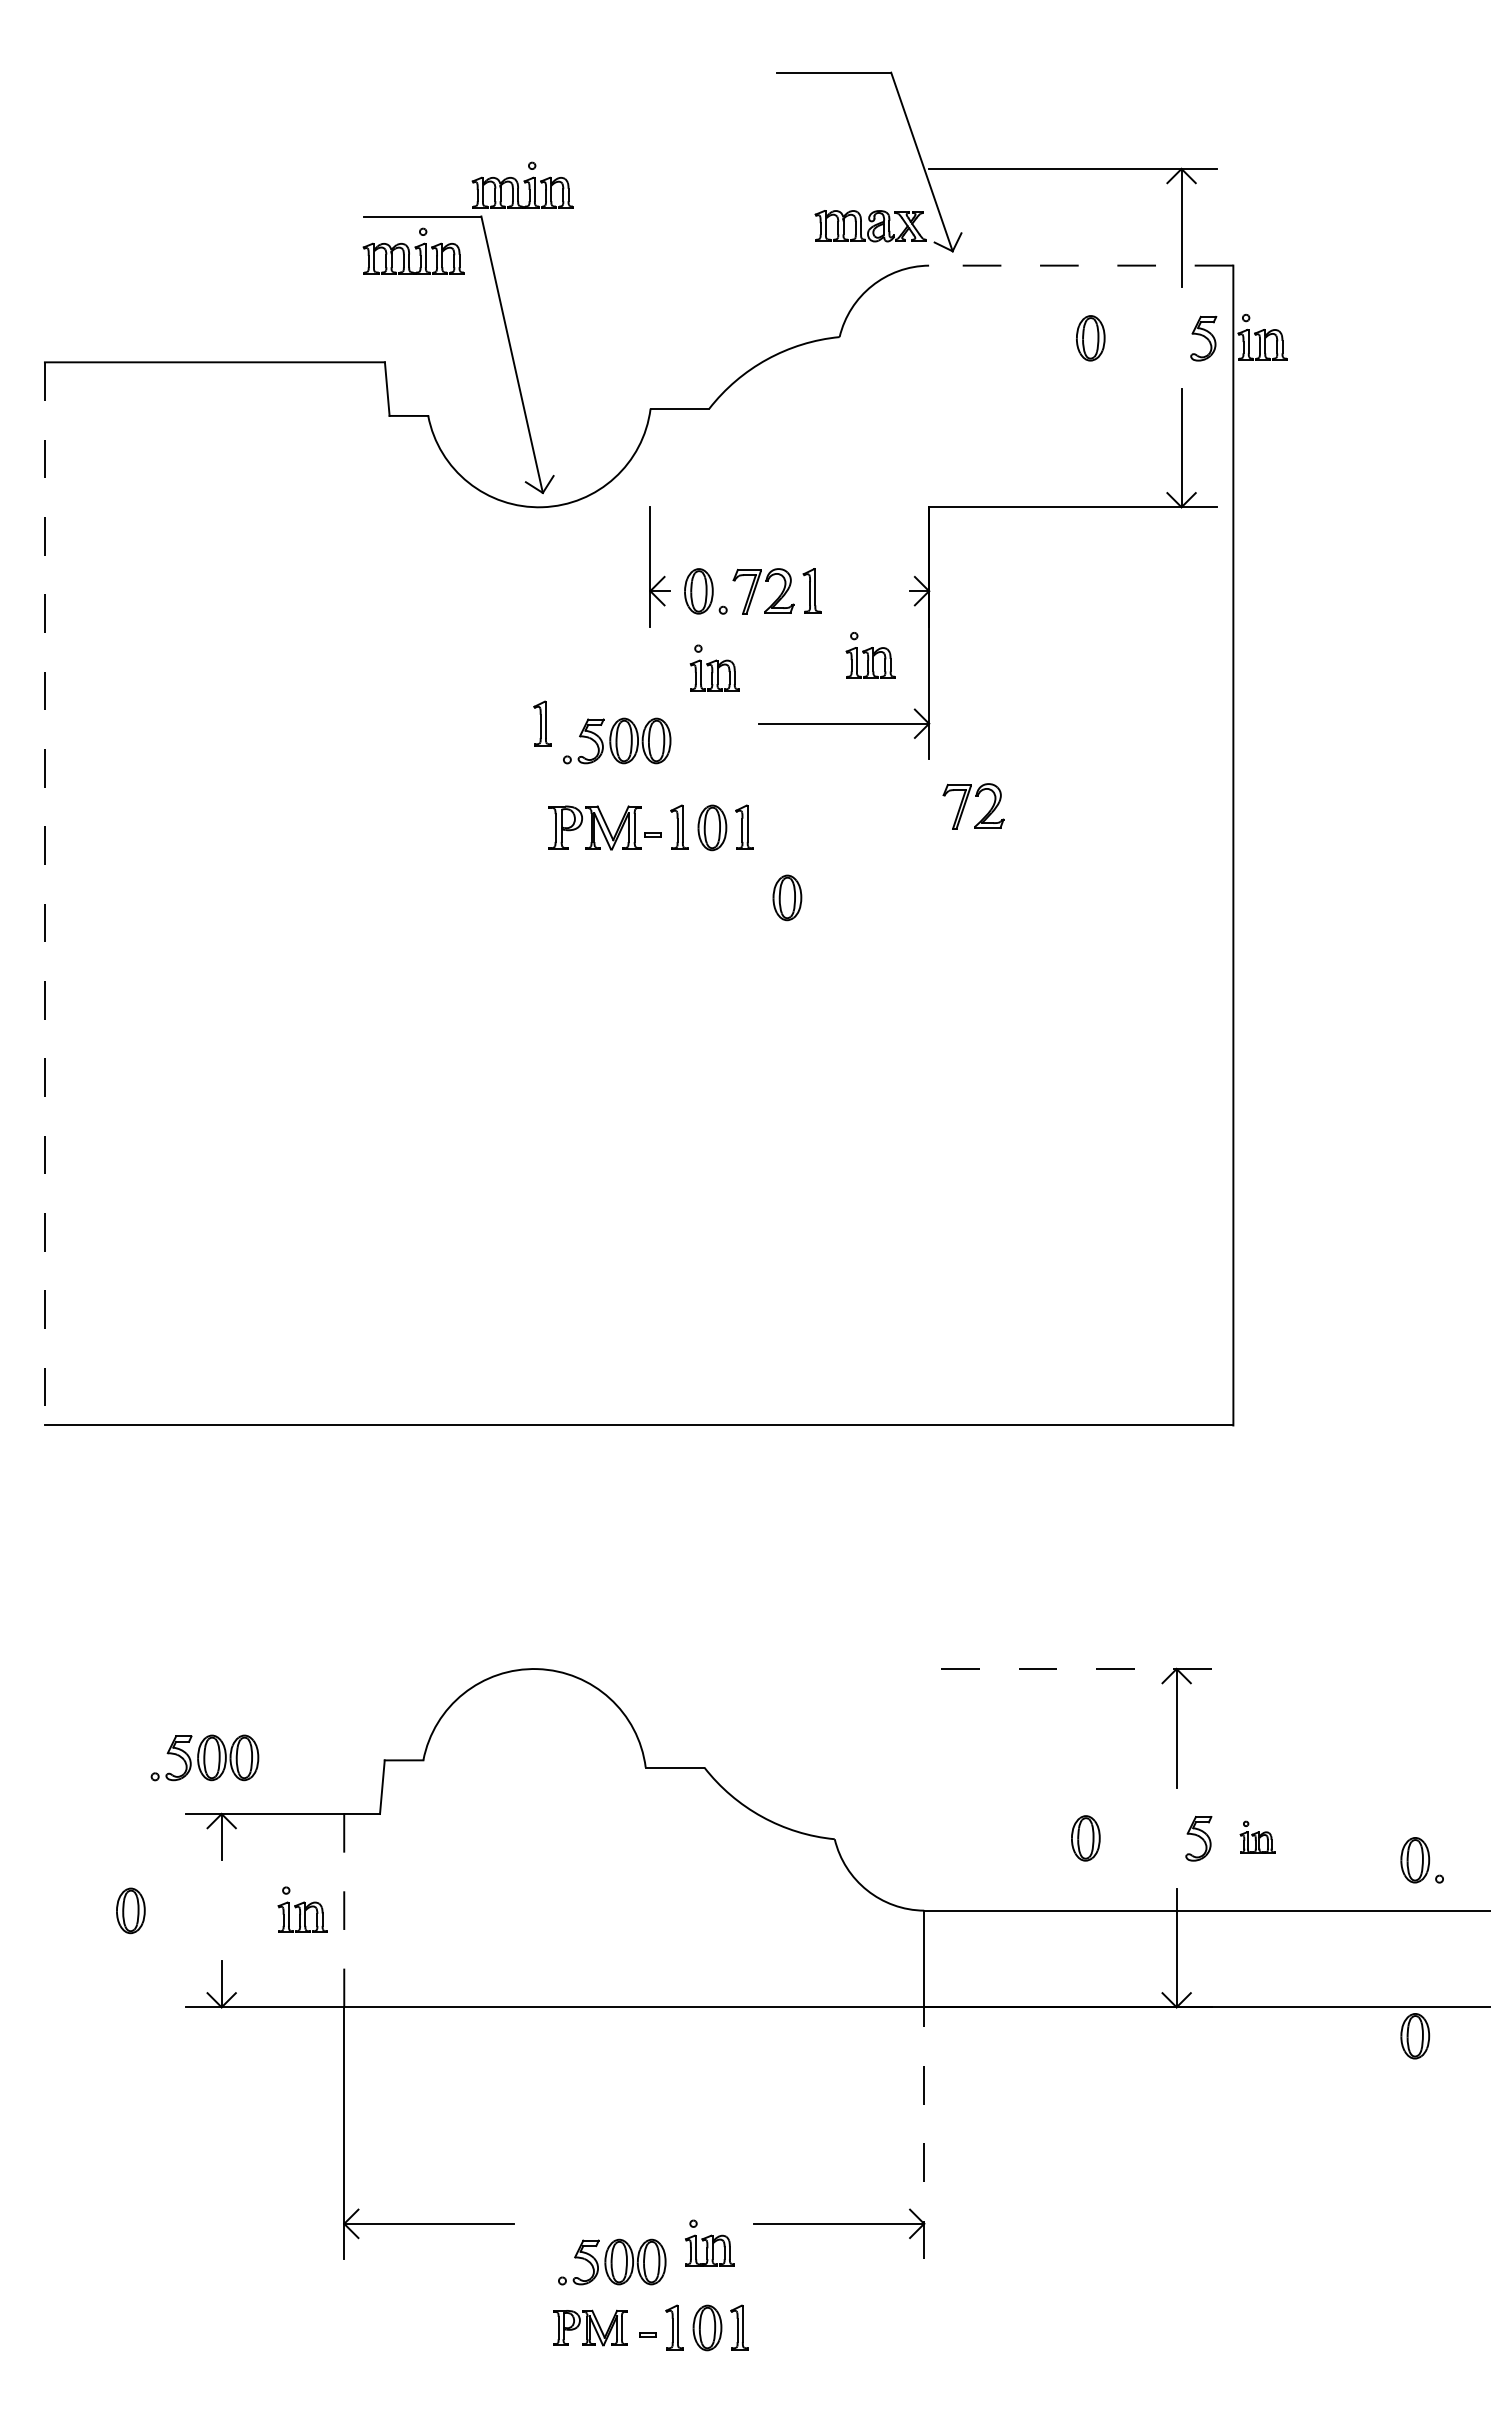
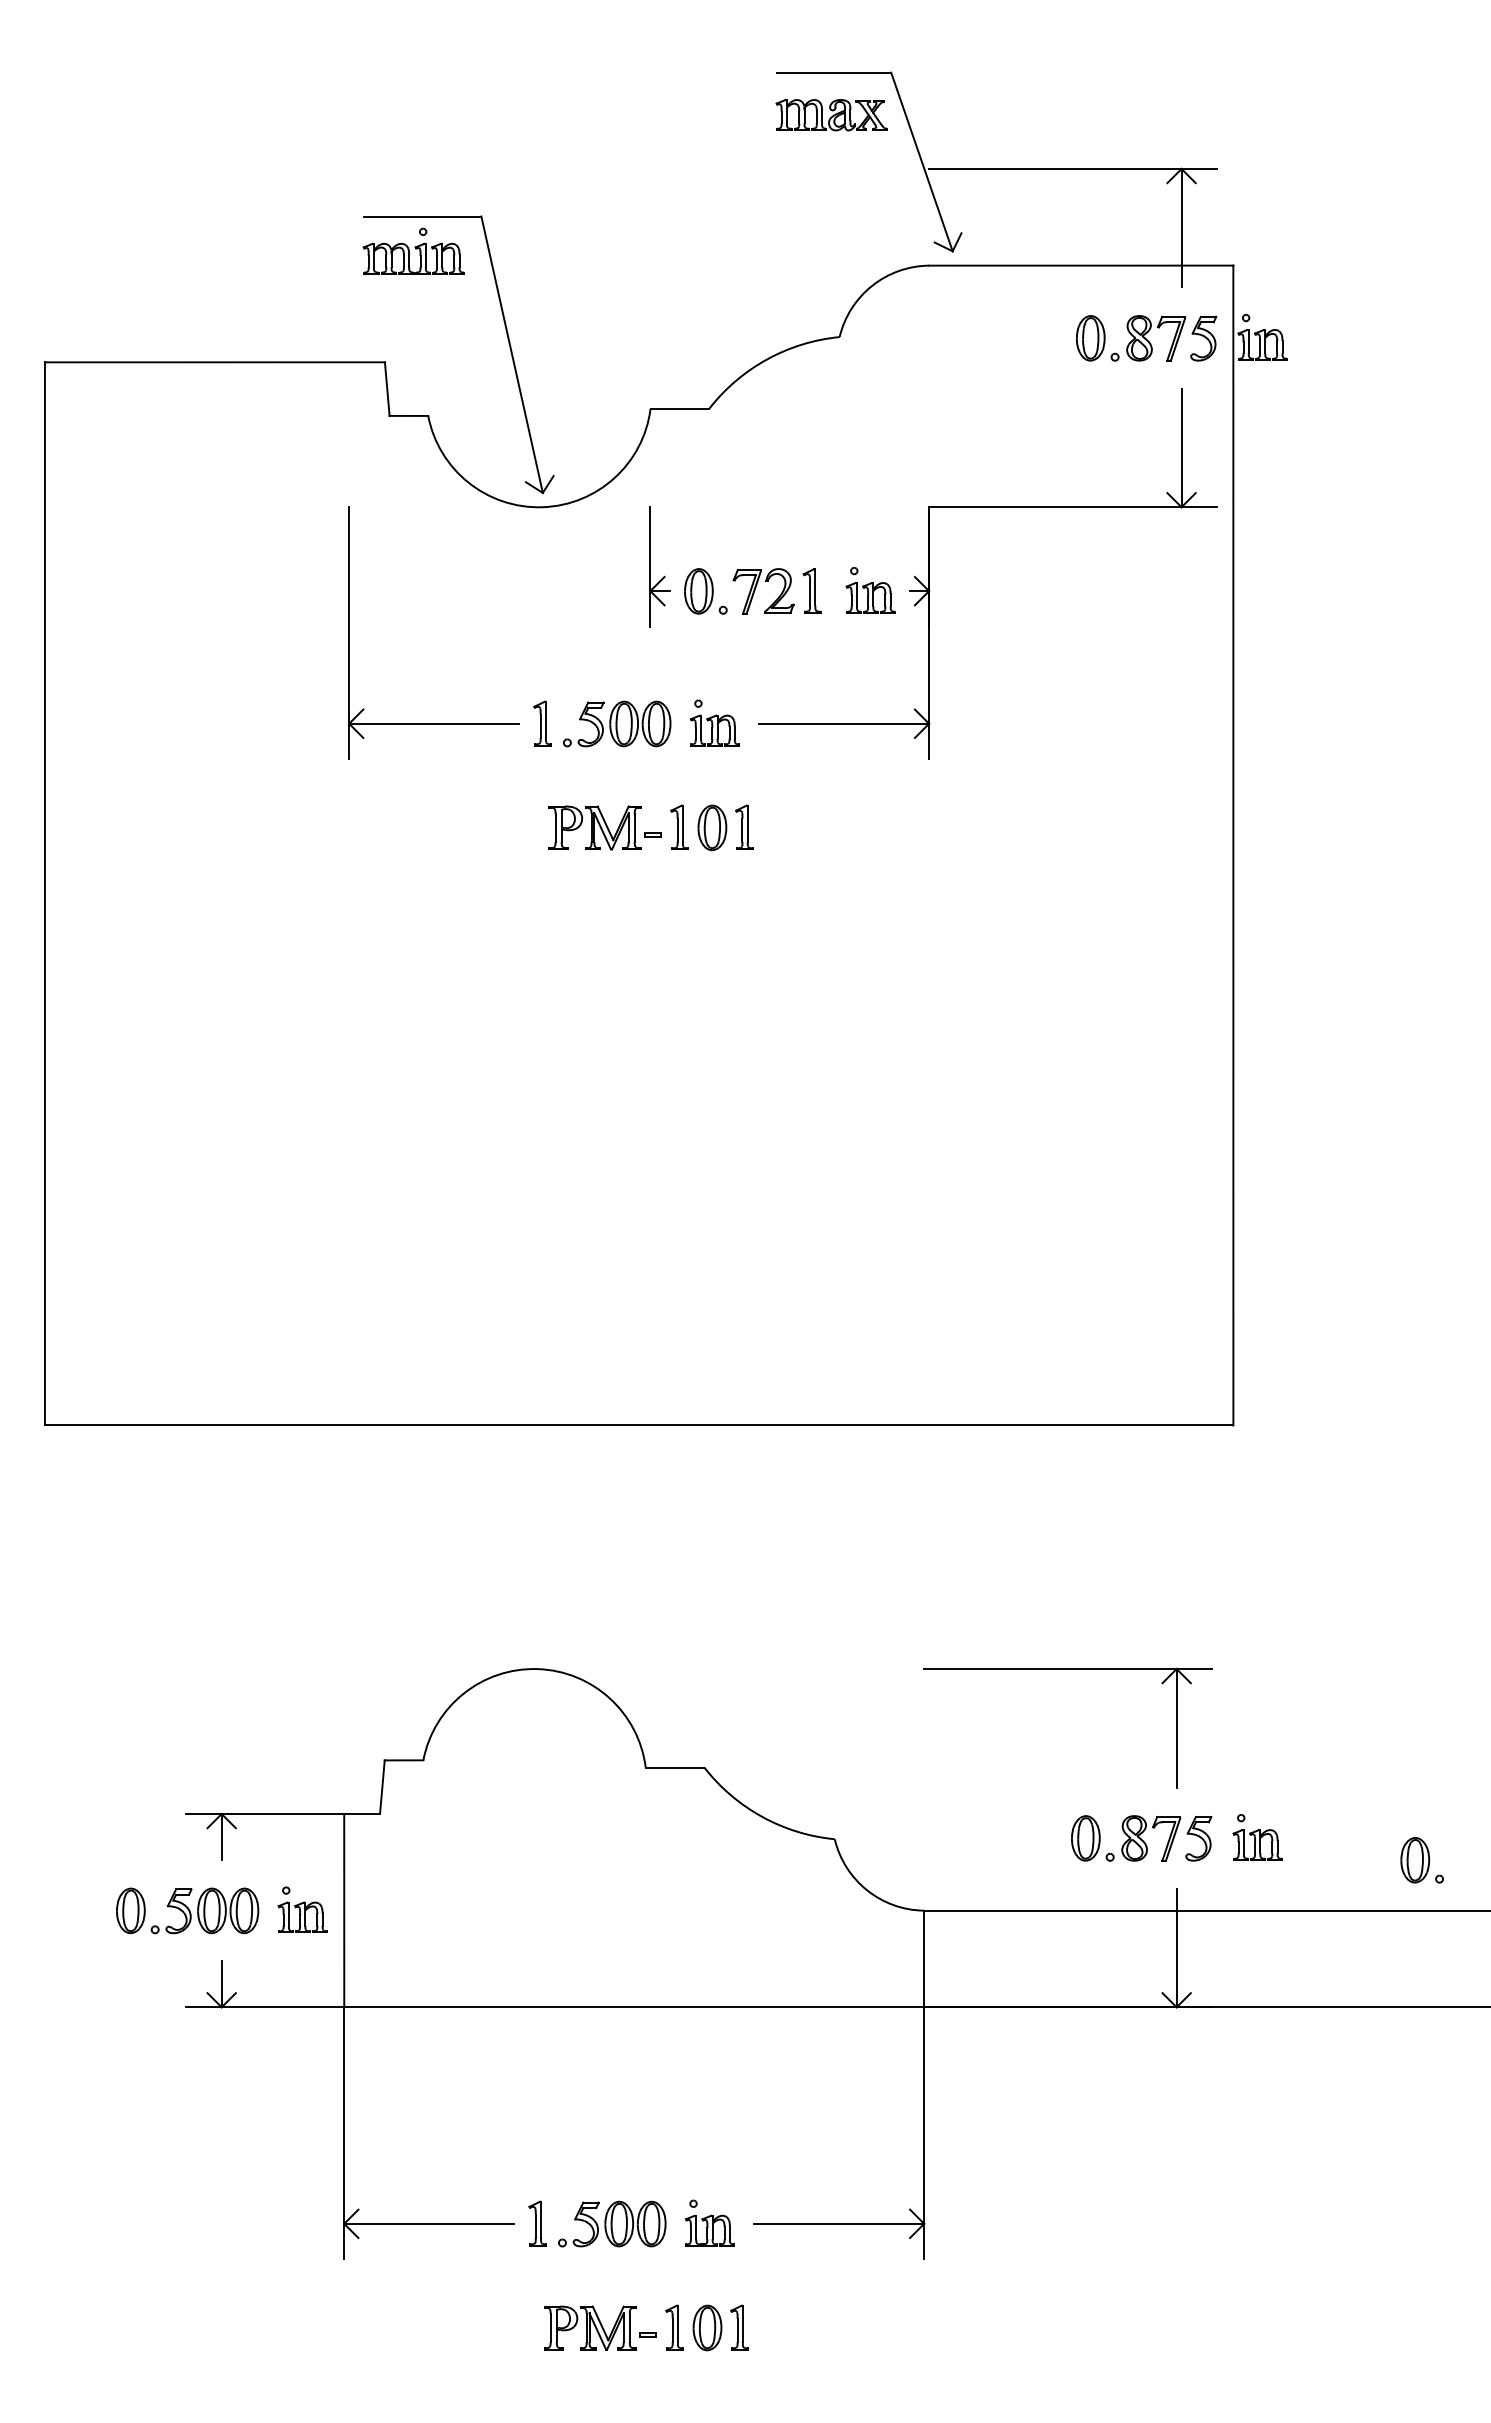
part: present -> none (522, 184)
part position: (870, 226) -> (831, 115) (831, 115)
line: dashed -> solid (1080, 265)
part: none -> present (1148, 338)
part: none -> present (349, 632)
part position: (870, 655) -> (870, 590) (870, 590)
part position: (714, 667) -> (714, 722) (714, 722)
part position: (617, 740) -> (617, 723) (617, 723)
part: present -> none (966, 802)
line: dashed -> solid (44, 893)
part: present -> none (787, 897)
line: dashed -> solid (1068, 1669)
part position: (204, 1757) -> (204, 1910) (204, 1910)
part size: 37x34 px -> 51x47 px (1257, 1837)
part: none -> present (1143, 1838)
line: dashed -> solid (344, 1910)
part: present -> none (1415, 2036)
line: dashed -> solid (924, 2133)
part: none -> present (537, 2223)
part position: (709, 2242) -> (709, 2222) (709, 2222)
part position: (612, 2261) -> (612, 2223) (612, 2223)
part size: 75x38 px -> 93x46 px (590, 2327)
